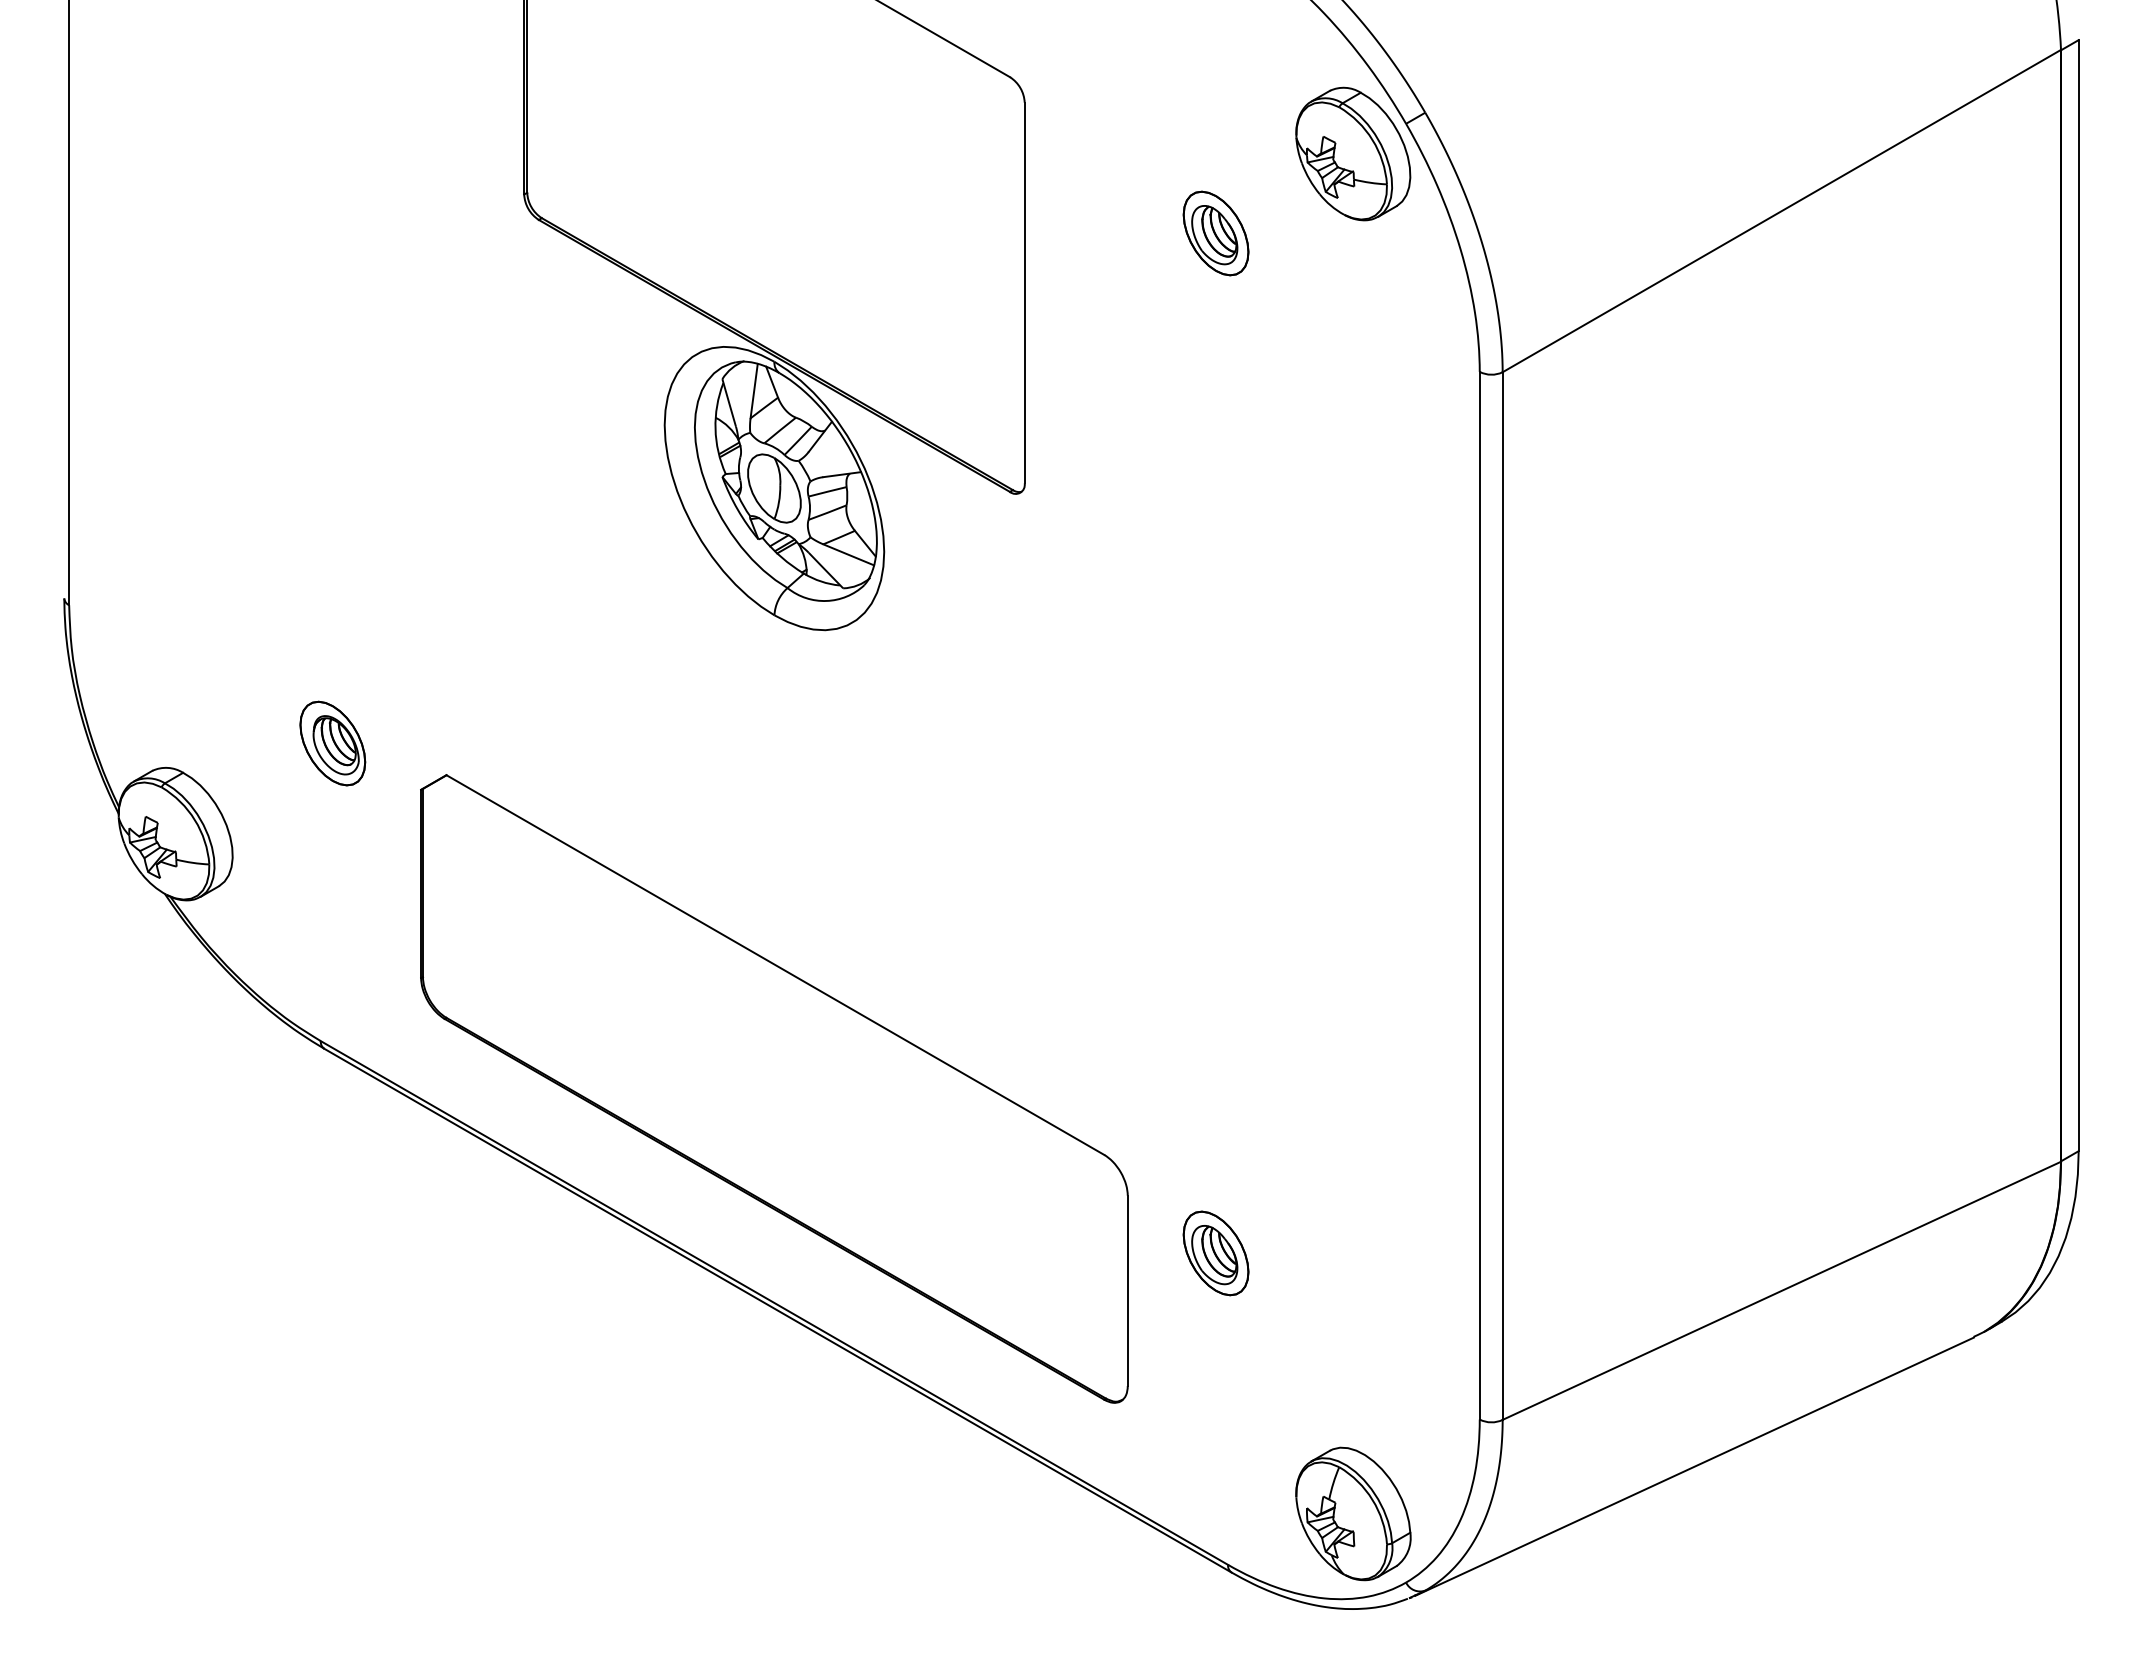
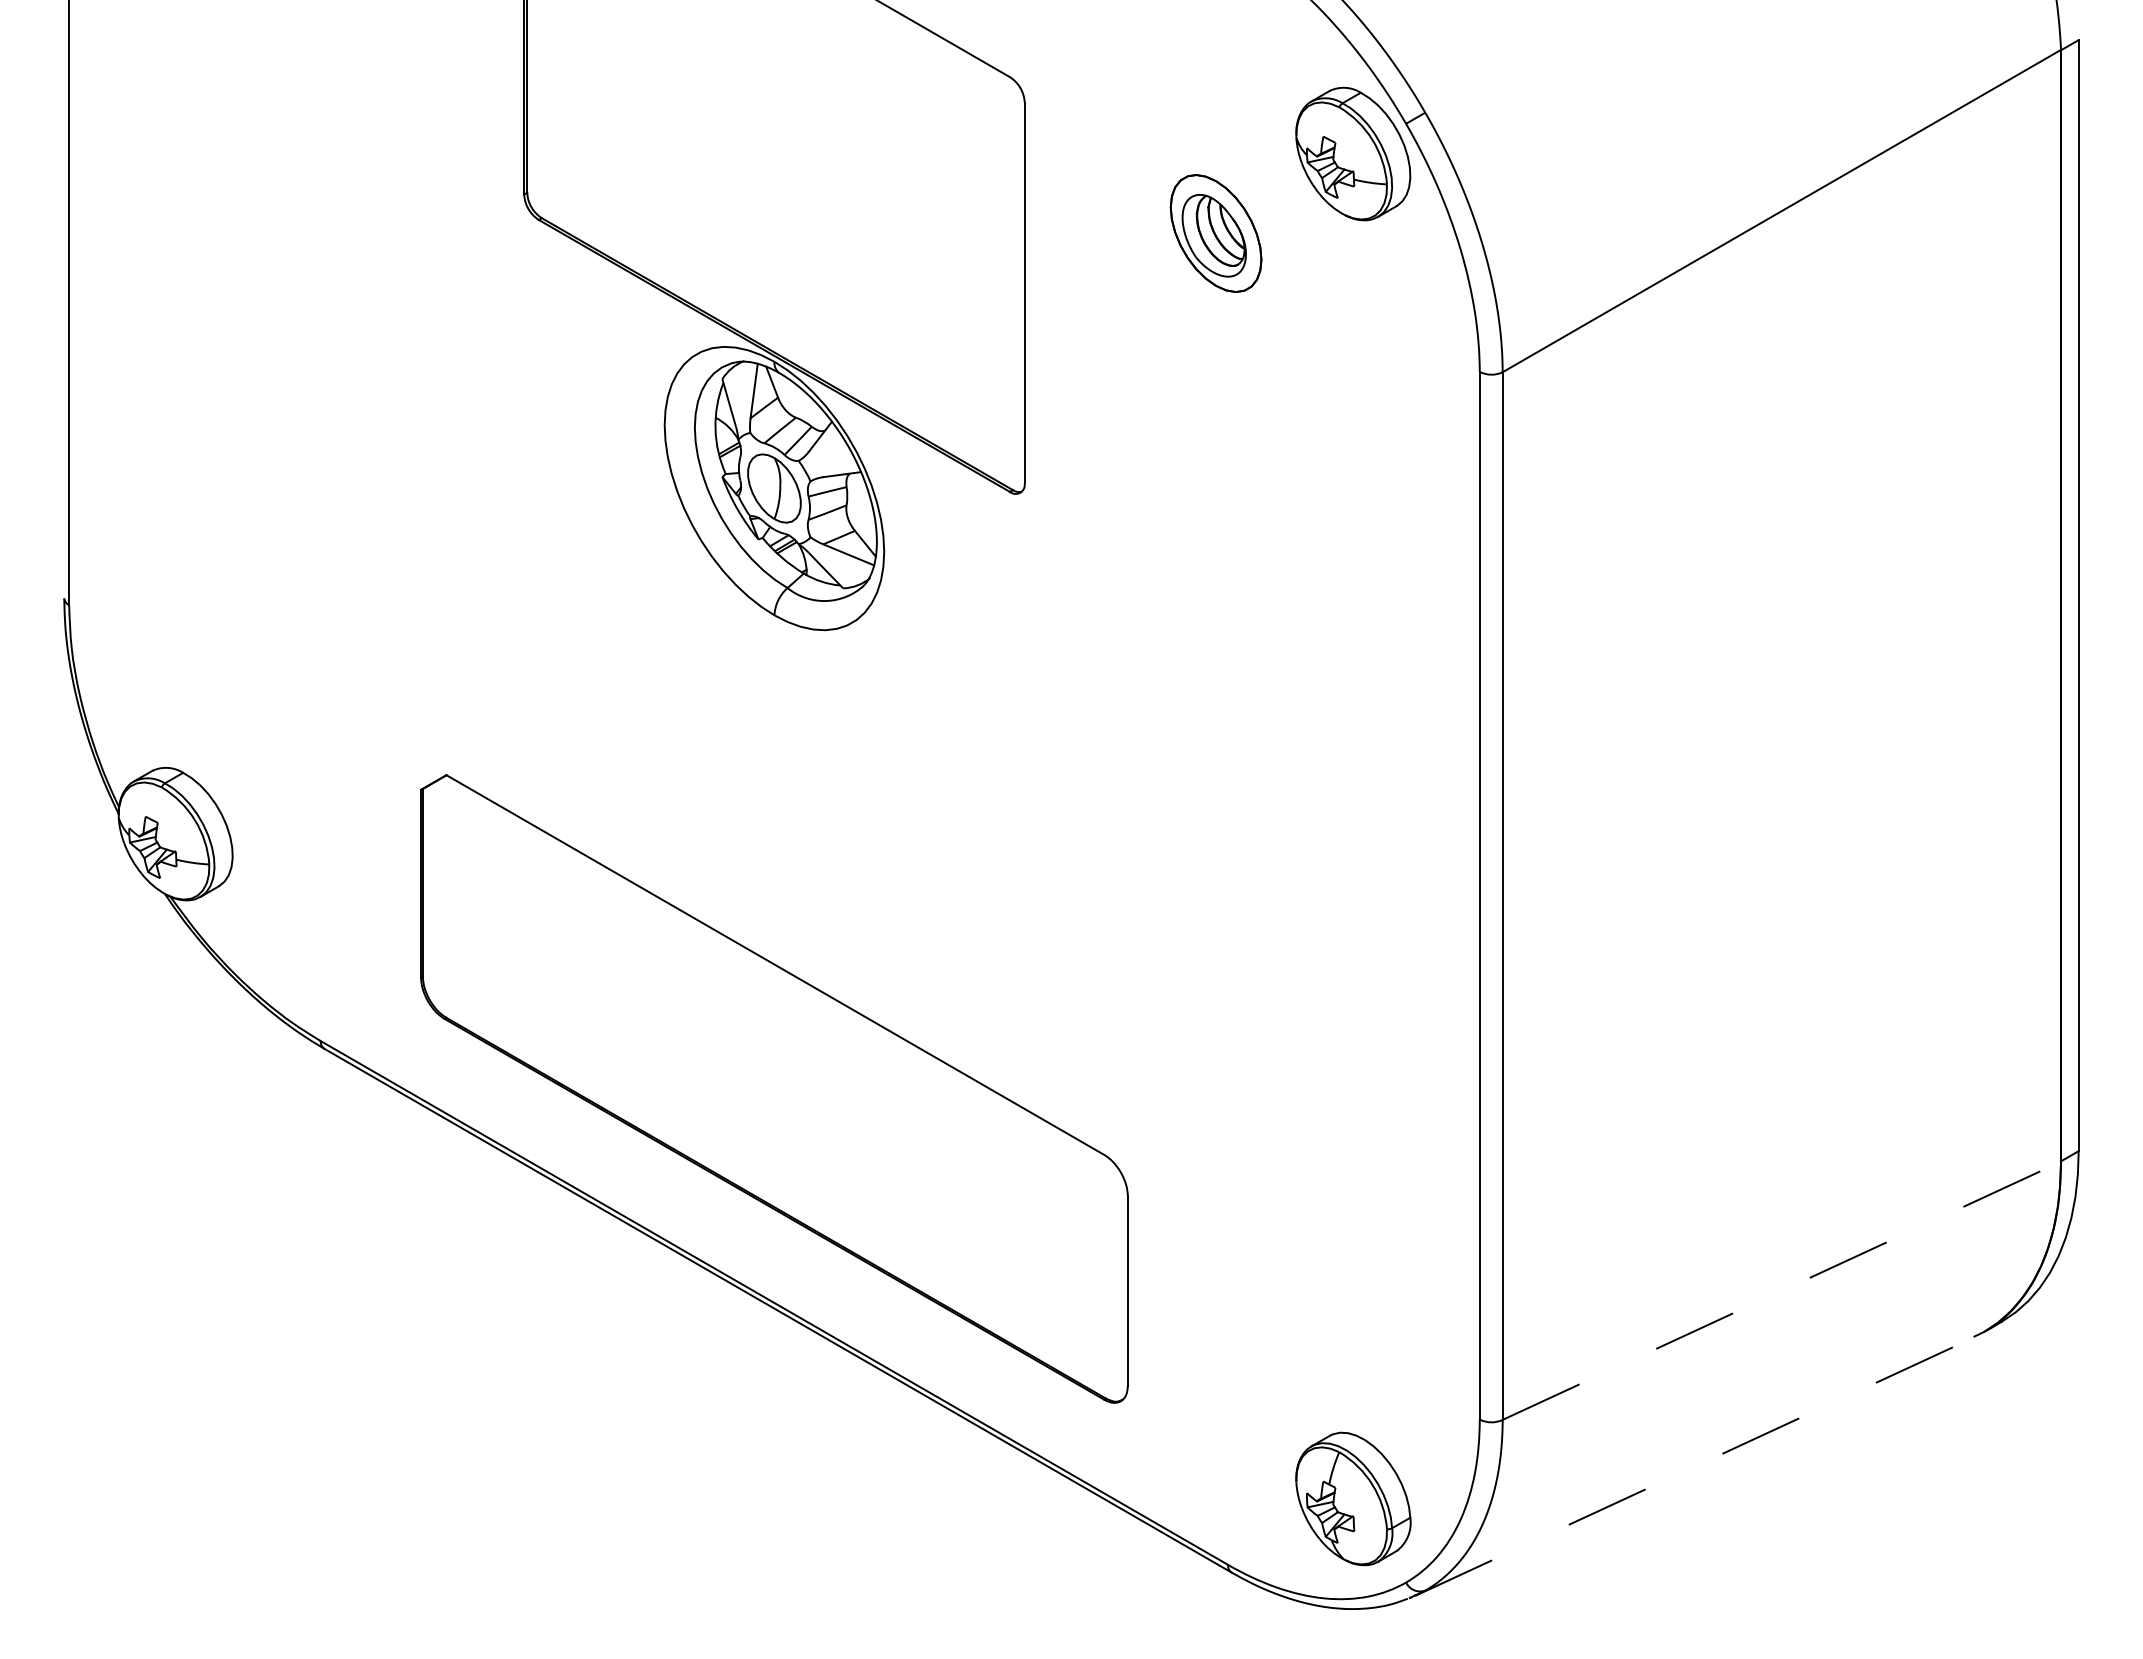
part size: 68x87 px -> 94x119 px (1215, 233)
part: present -> none (332, 743)
part: present -> none (1215, 1253)
line: solid -> dashed (1781, 1290)
line: solid -> dashed (1694, 1466)
part position: (1353, 1513) -> (1353, 1498) (1353, 1498)
